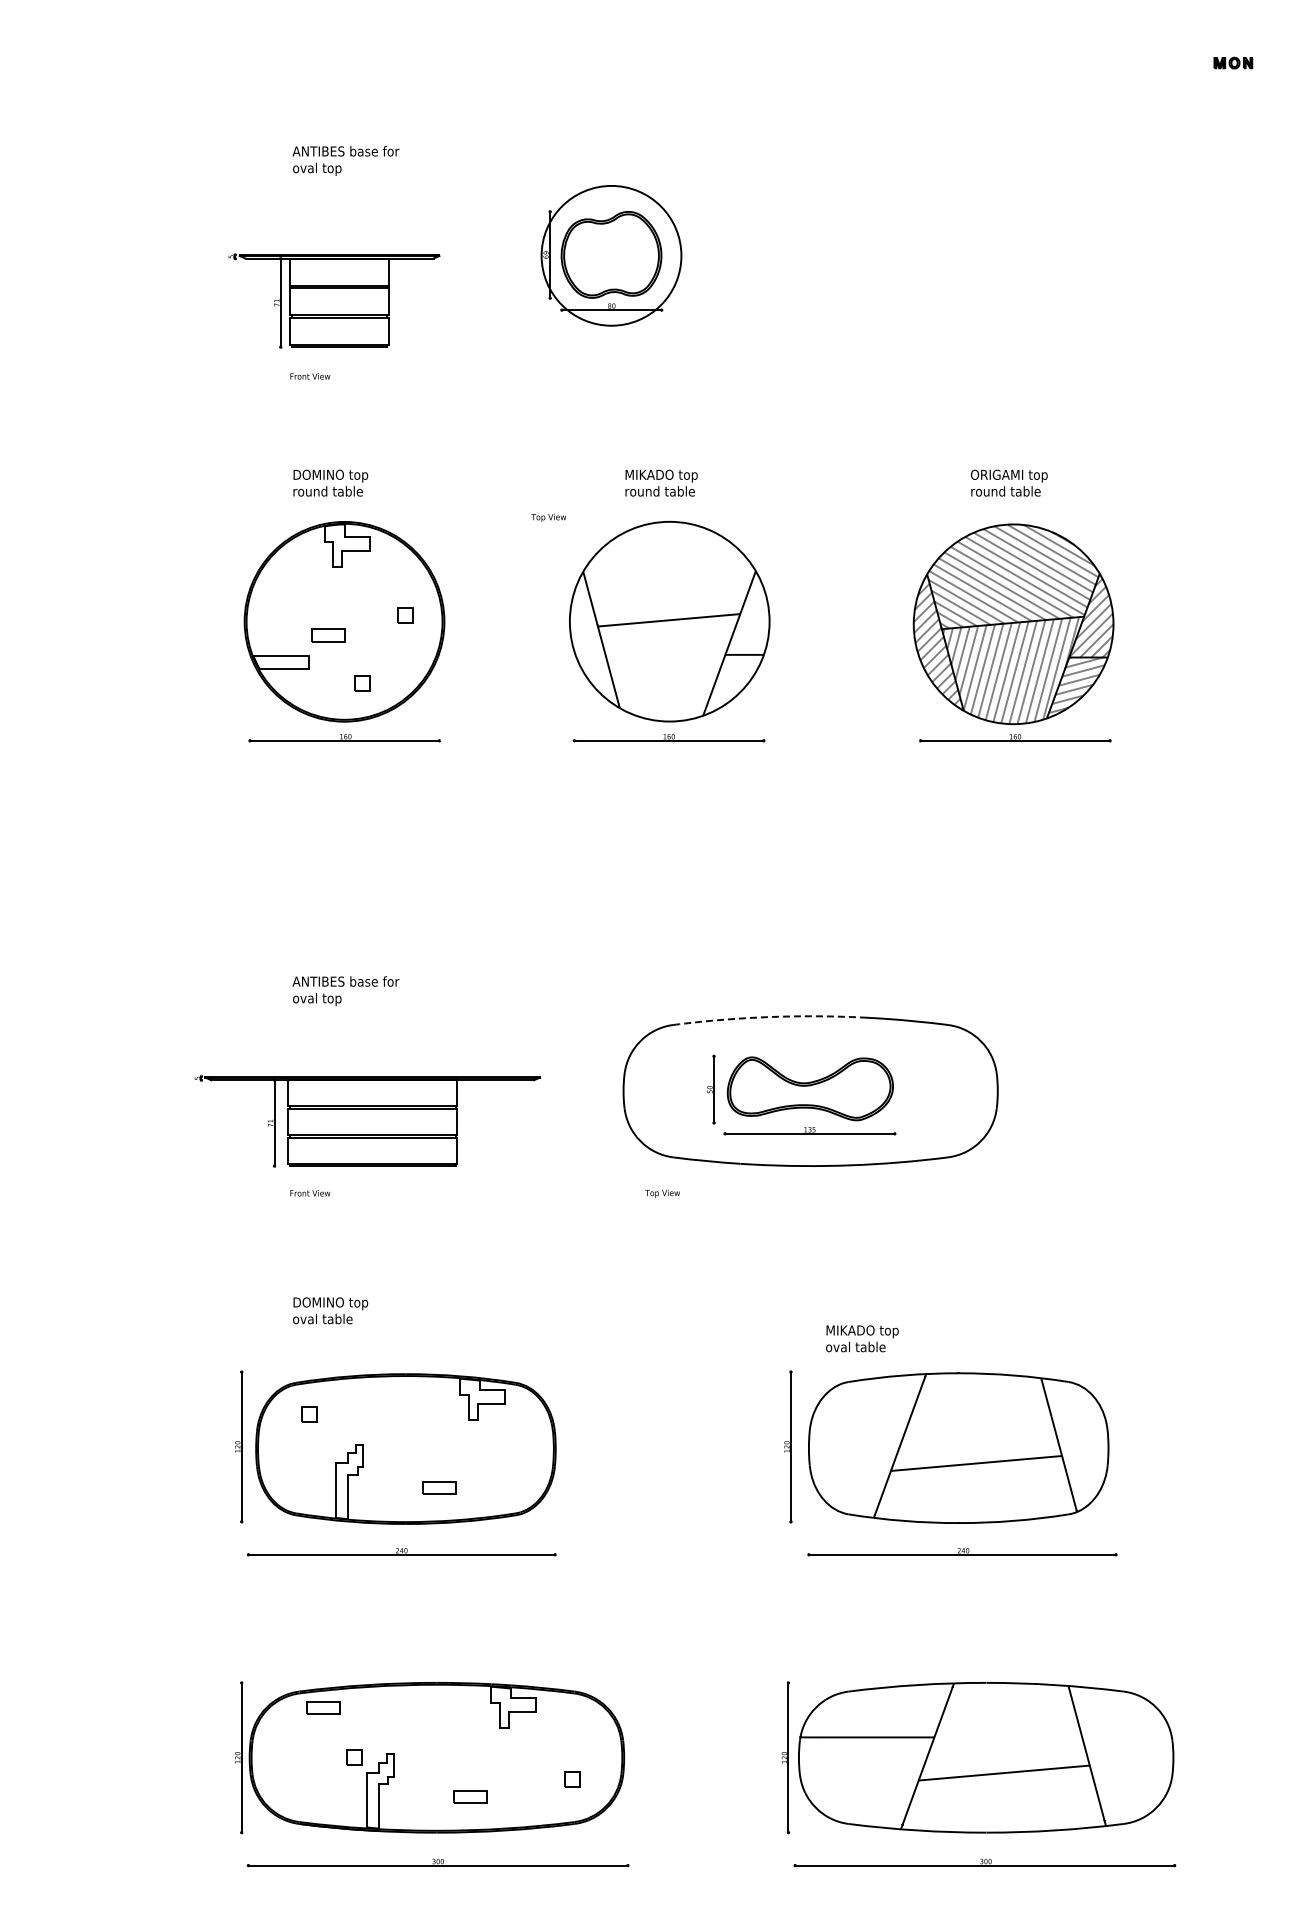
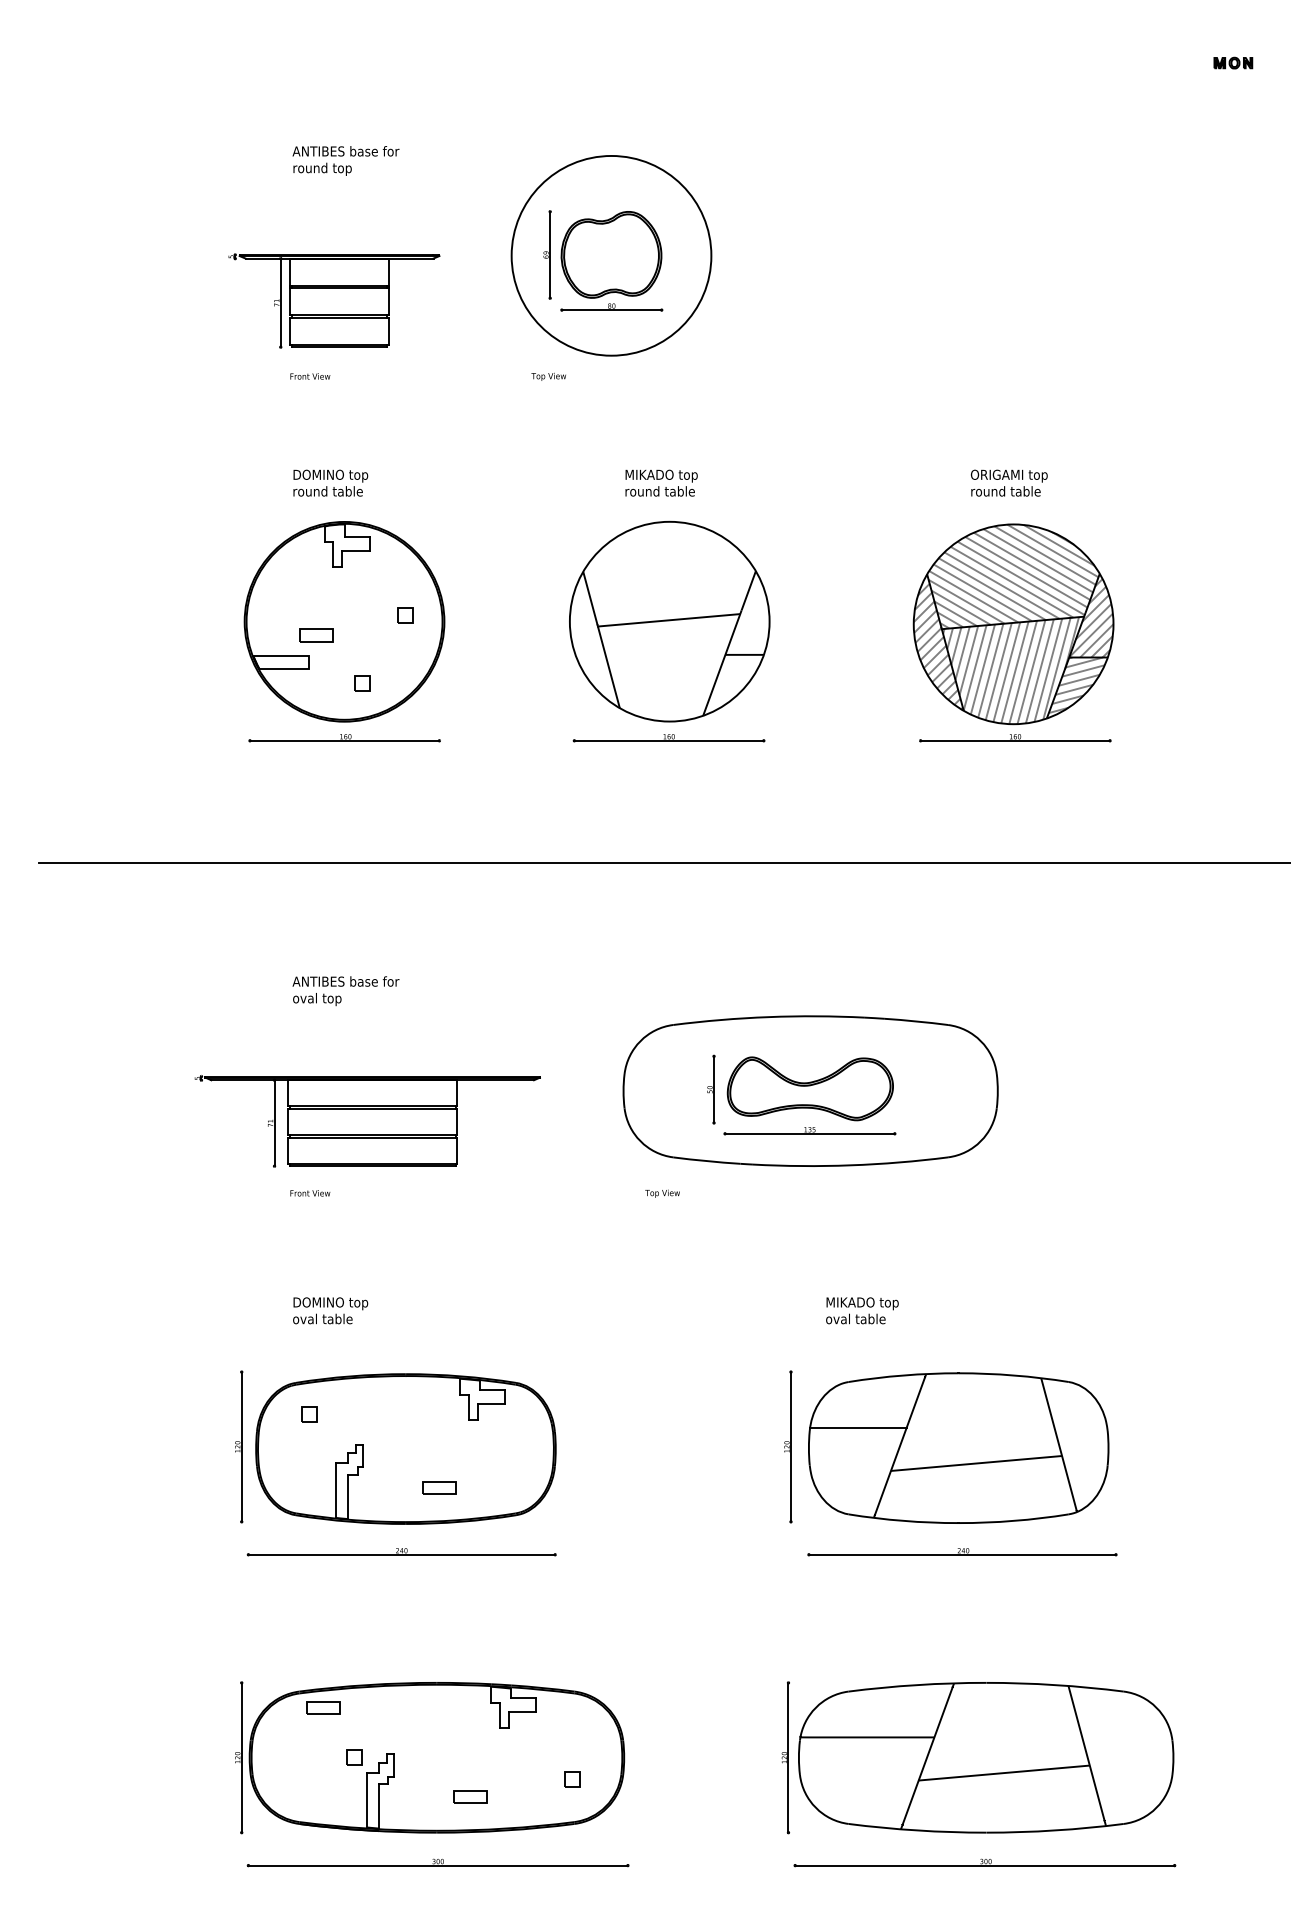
text: ANTIBES base for oval top -> ANTIBES base for round top (322, 168)
circle diameter: 140 px -> 200 px (611, 255)
text position: (548, 517) -> (548, 376) (548, 376)
part position: (328, 635) -> (316, 635) (316, 635)
line: none -> present (662, 862)
arc: dashed -> solid (768, 1017)
text position: (862, 1338) -> (862, 1310) (862, 1310)
line: none -> present (858, 1427)
